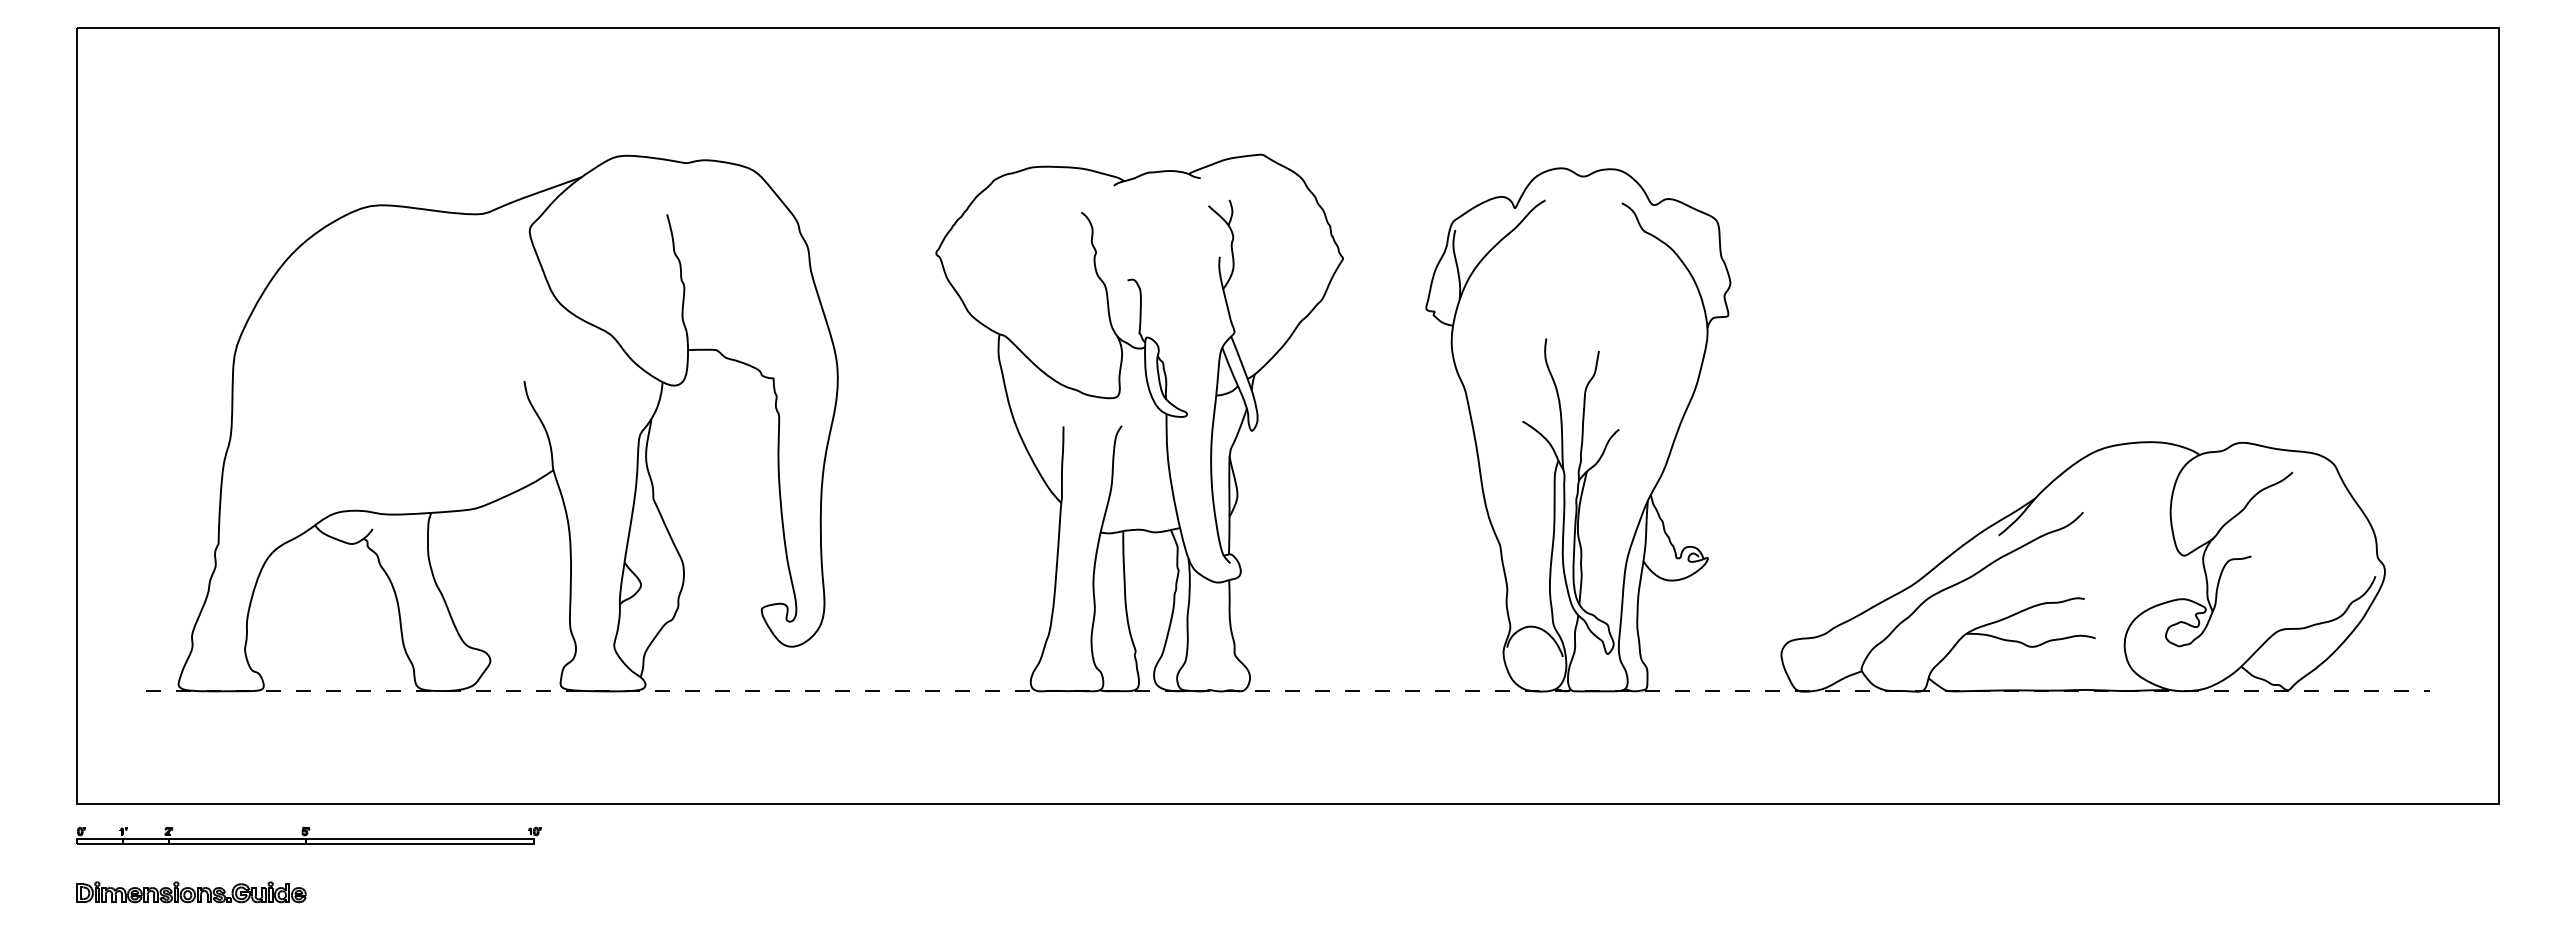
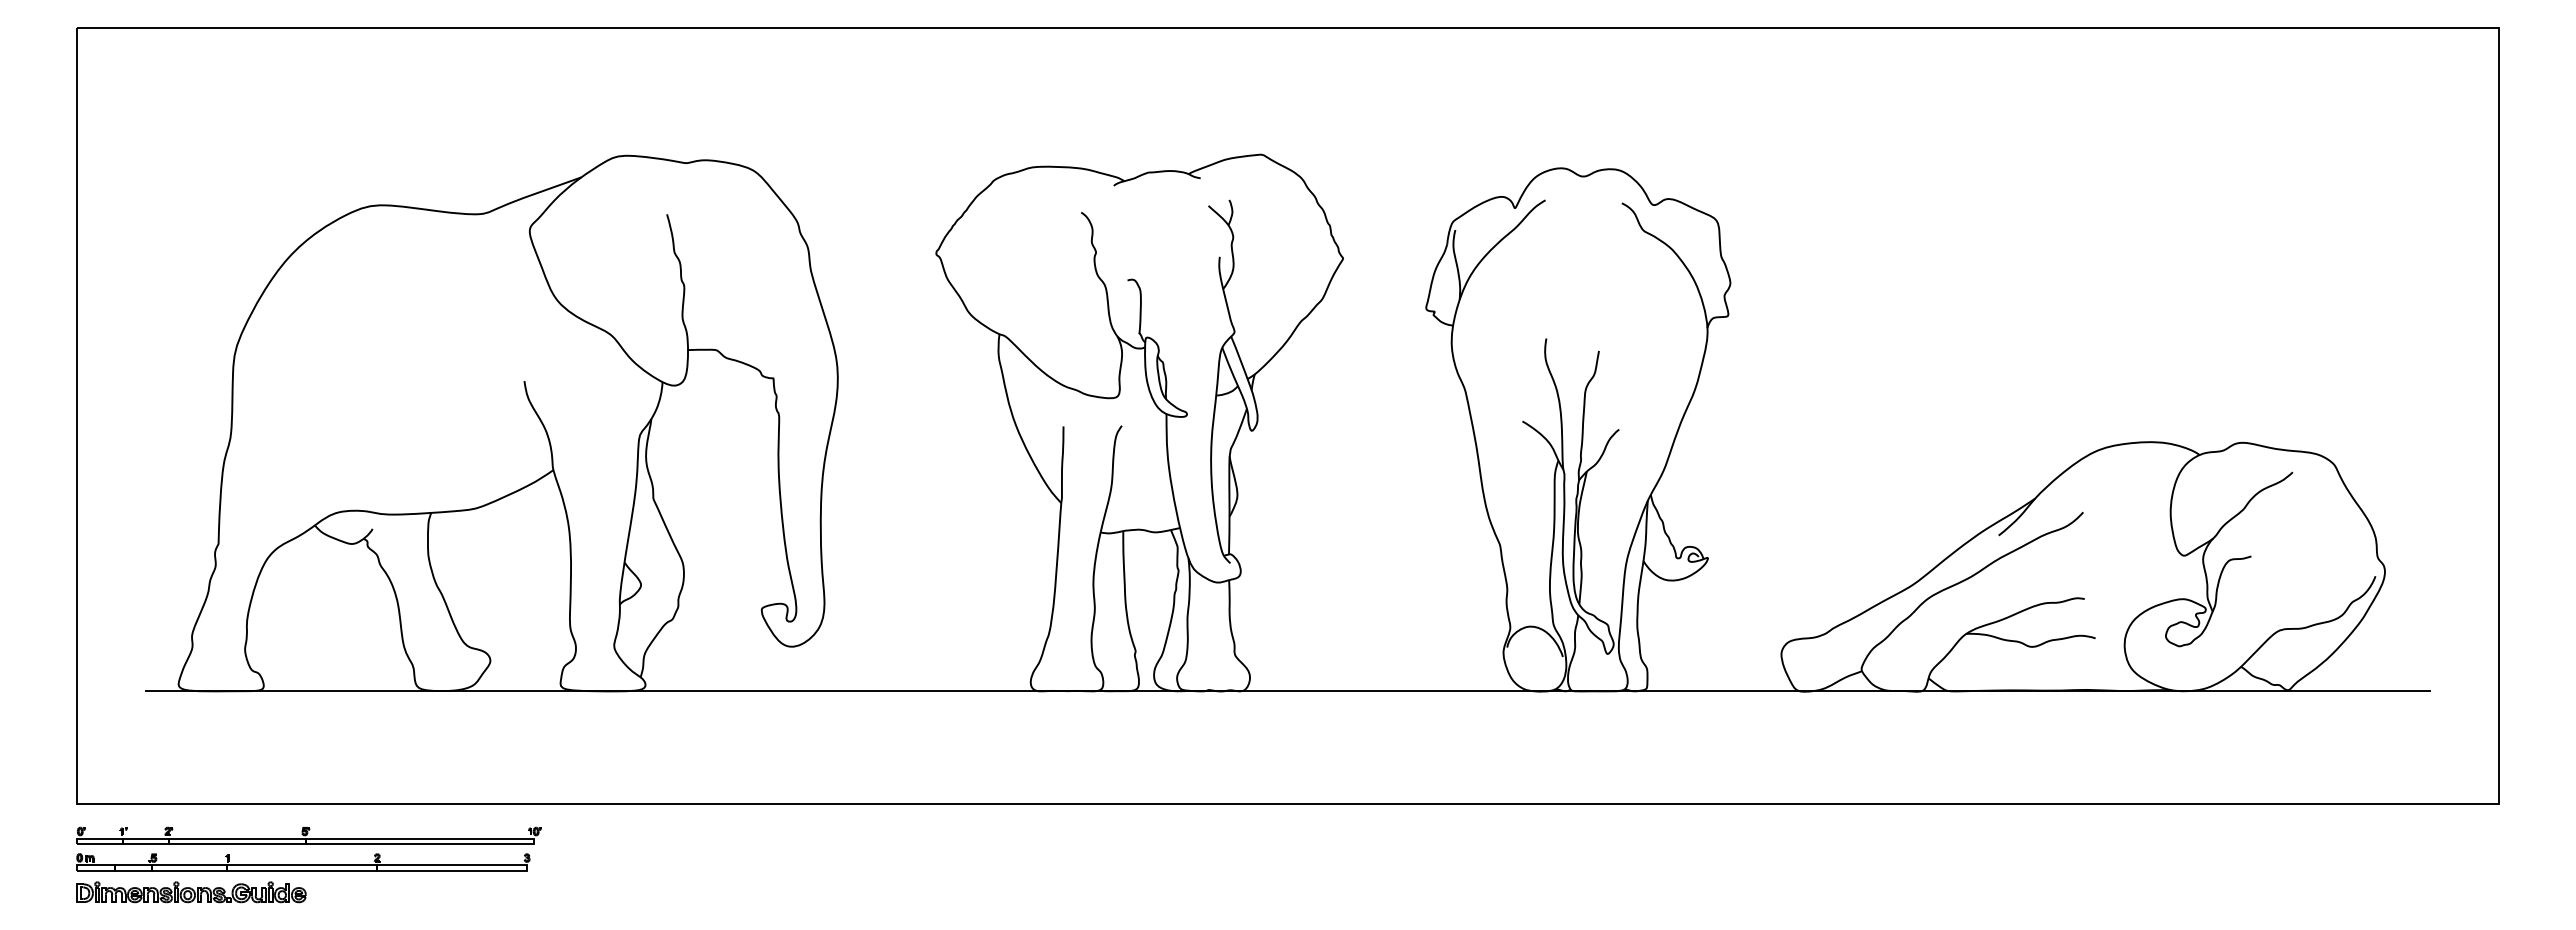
line: dashed -> solid (1288, 691)
part: none -> present (303, 862)
